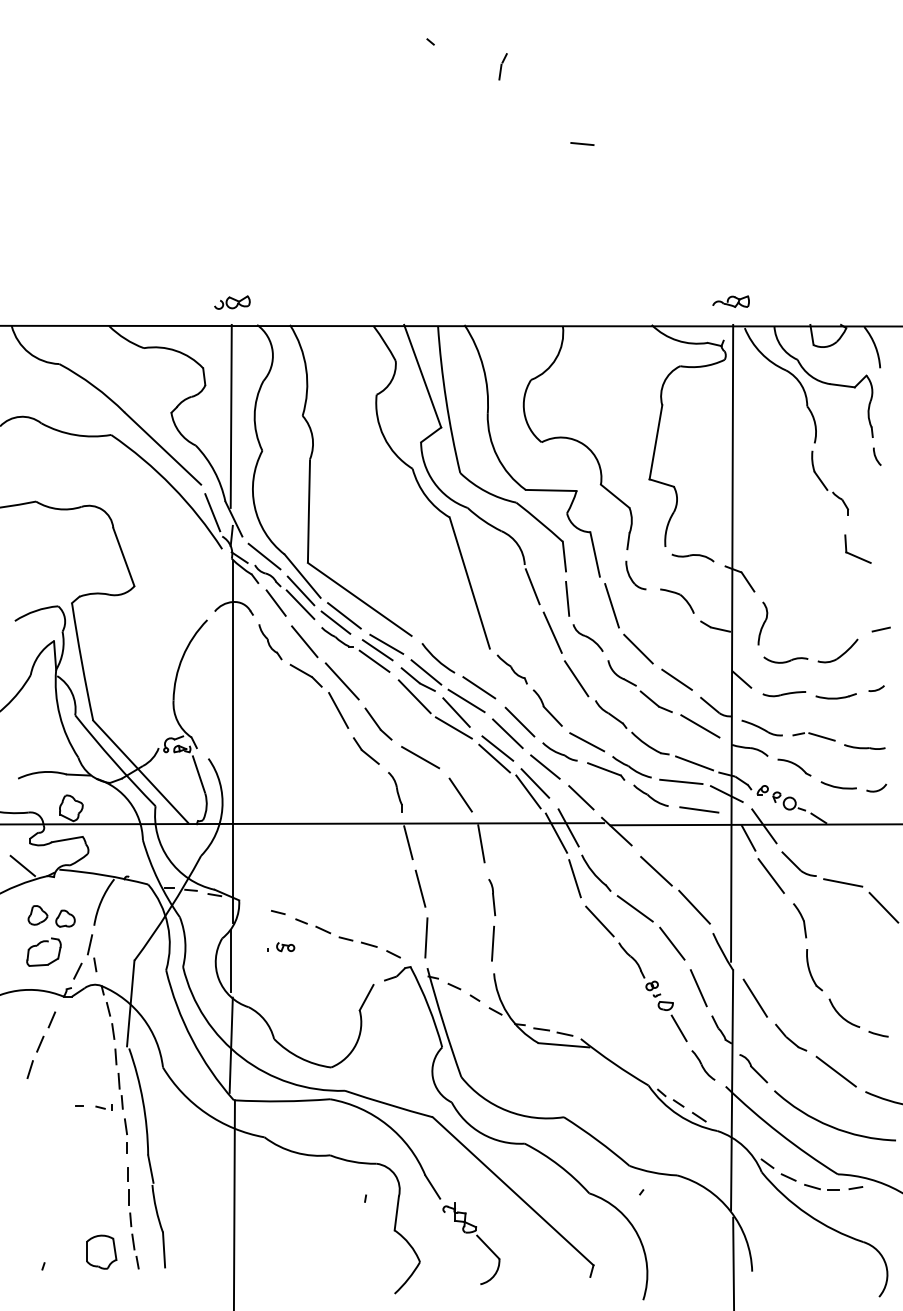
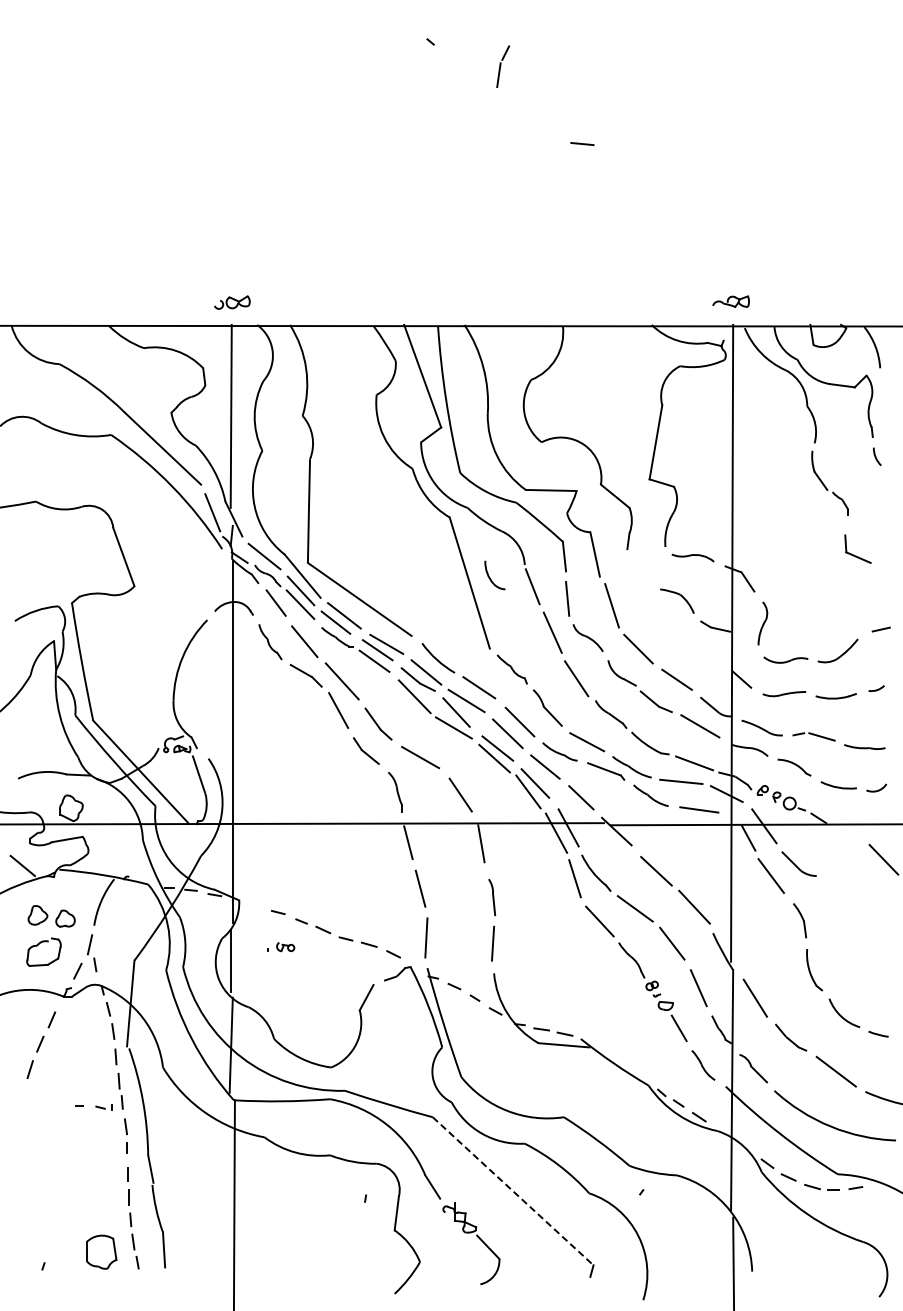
part size: 10x28 px -> 15x43 px (503, 66)
part position: (635, 575) -> (494, 575) (494, 575)
line: present -> none (843, 882)
line position: (883, 907) -> (883, 859) (883, 859)
line: solid -> dashed (513, 1191)
